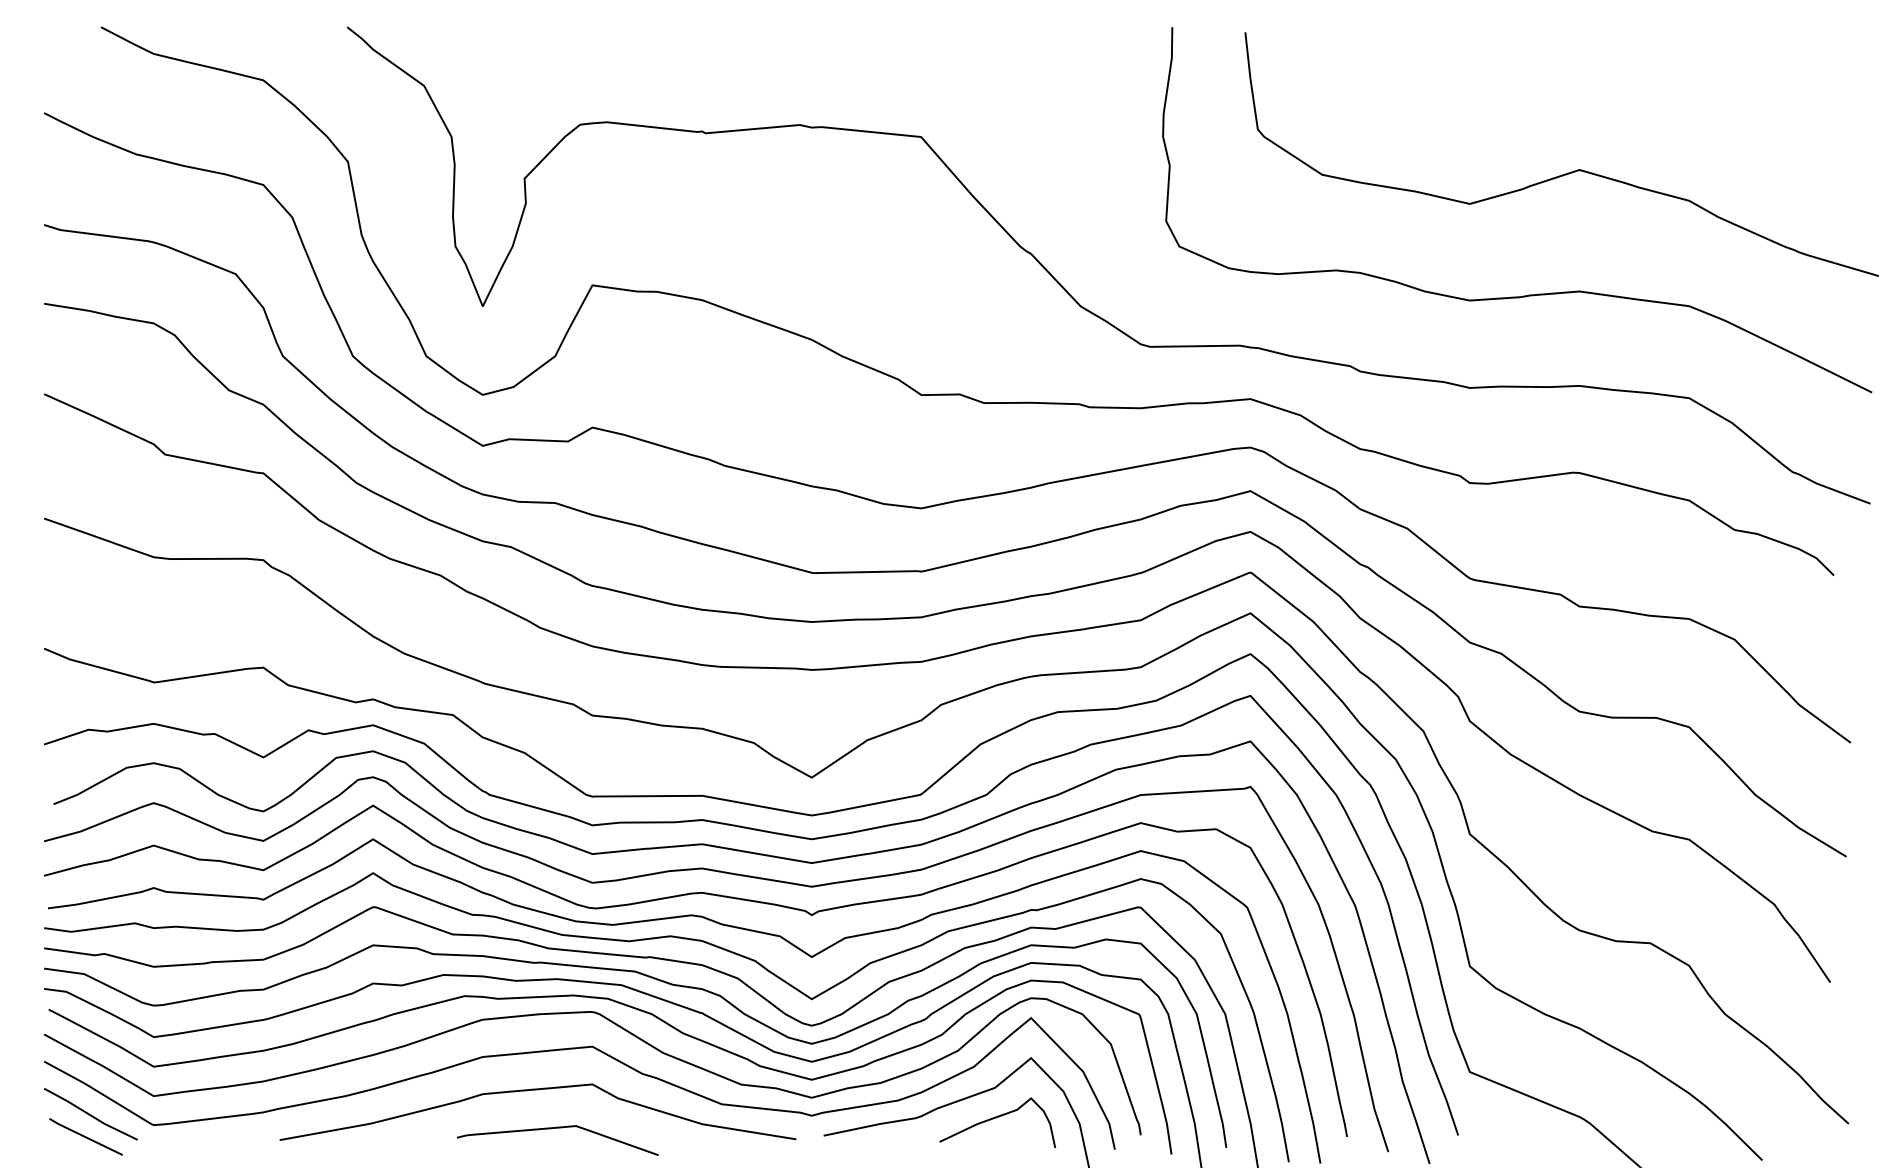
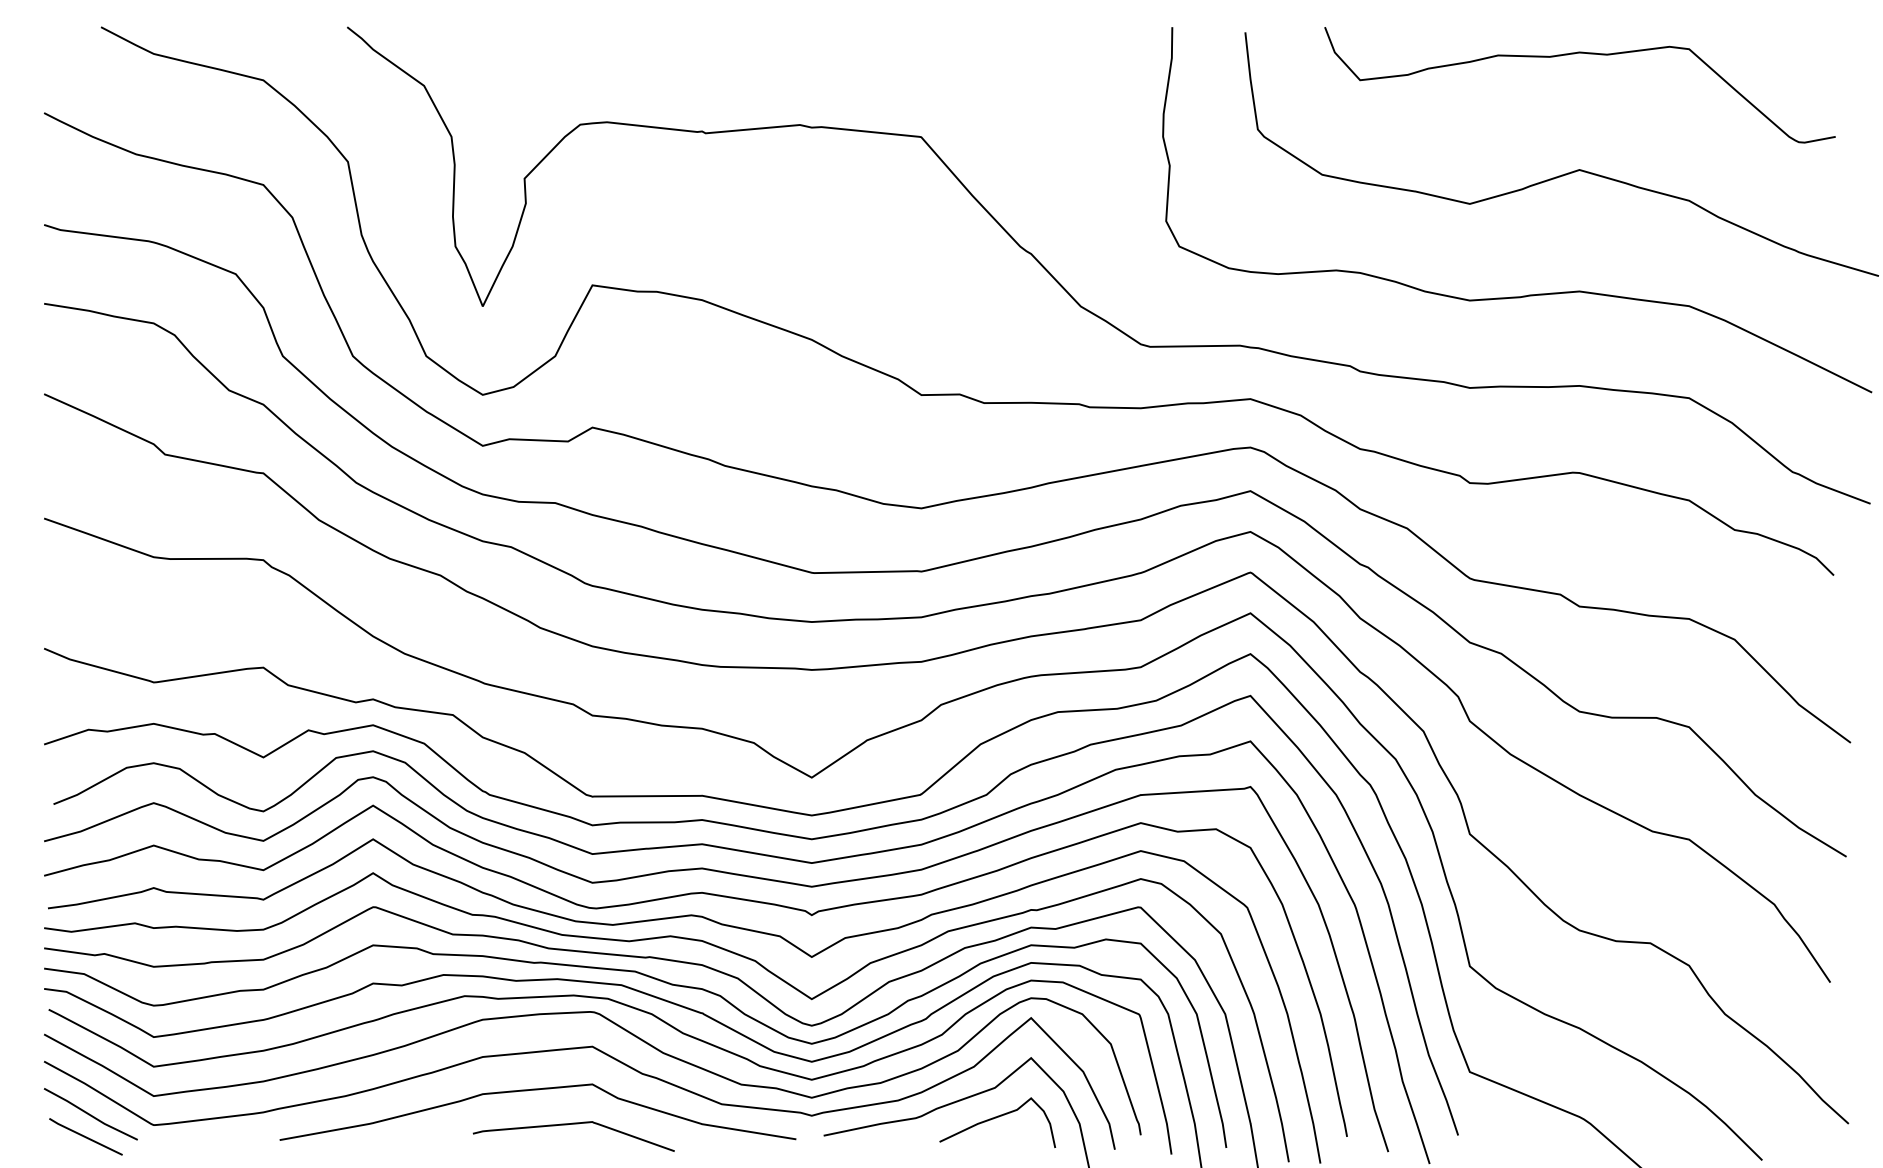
curve: none -> present (1574, 54)
curve position: (557, 1128) -> (573, 1124) (573, 1124)
